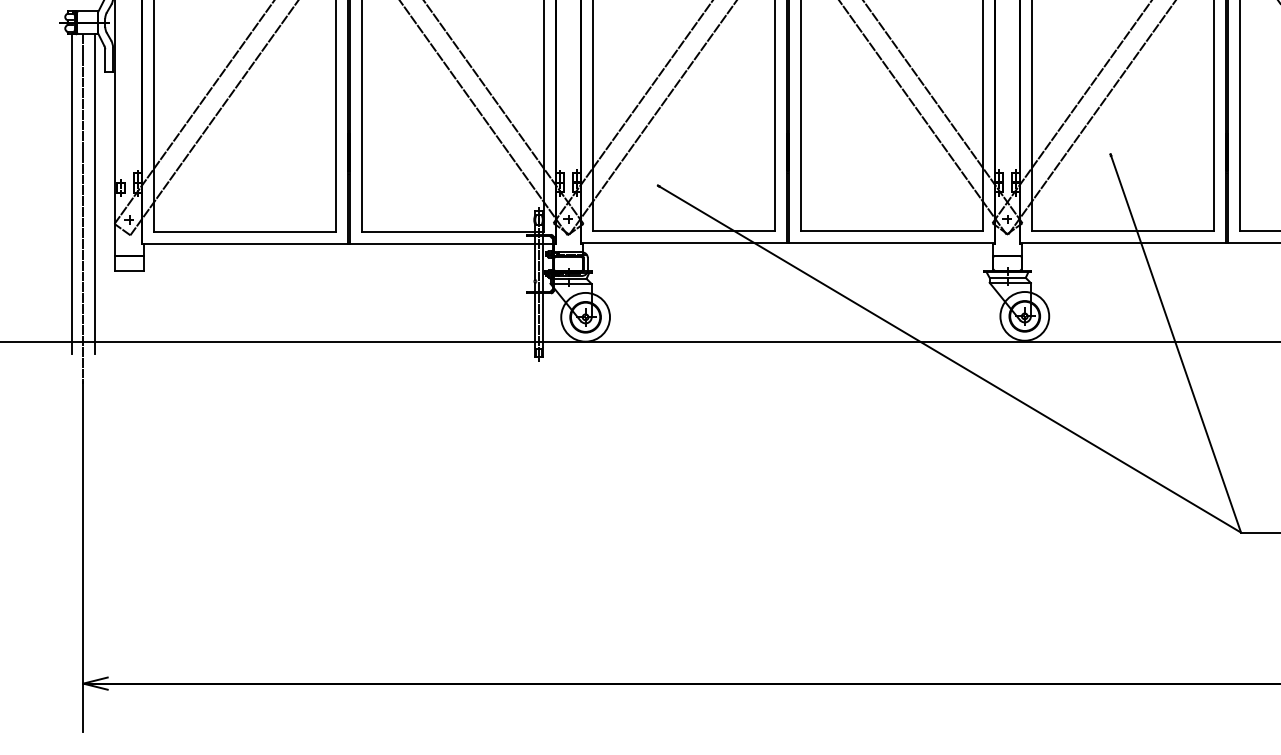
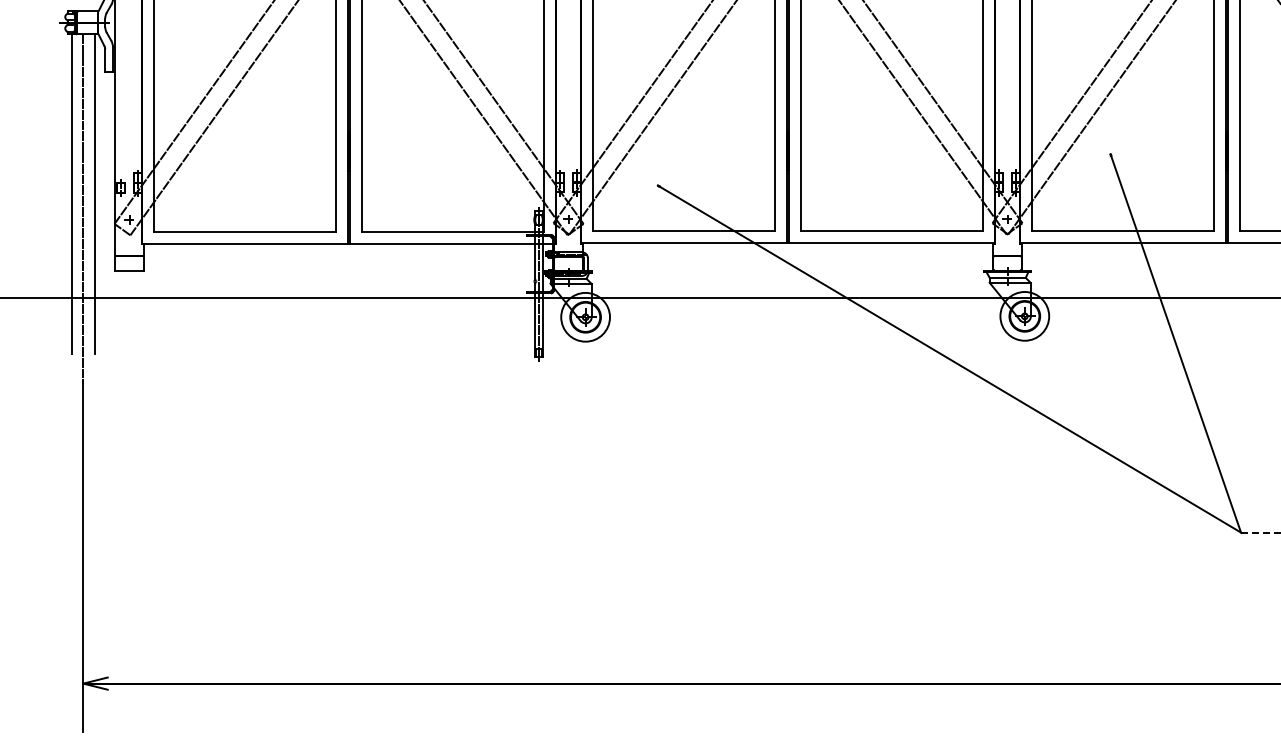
line position: (639, 341) -> (639, 297) (639, 297)
line: solid -> dashed (1261, 532)
